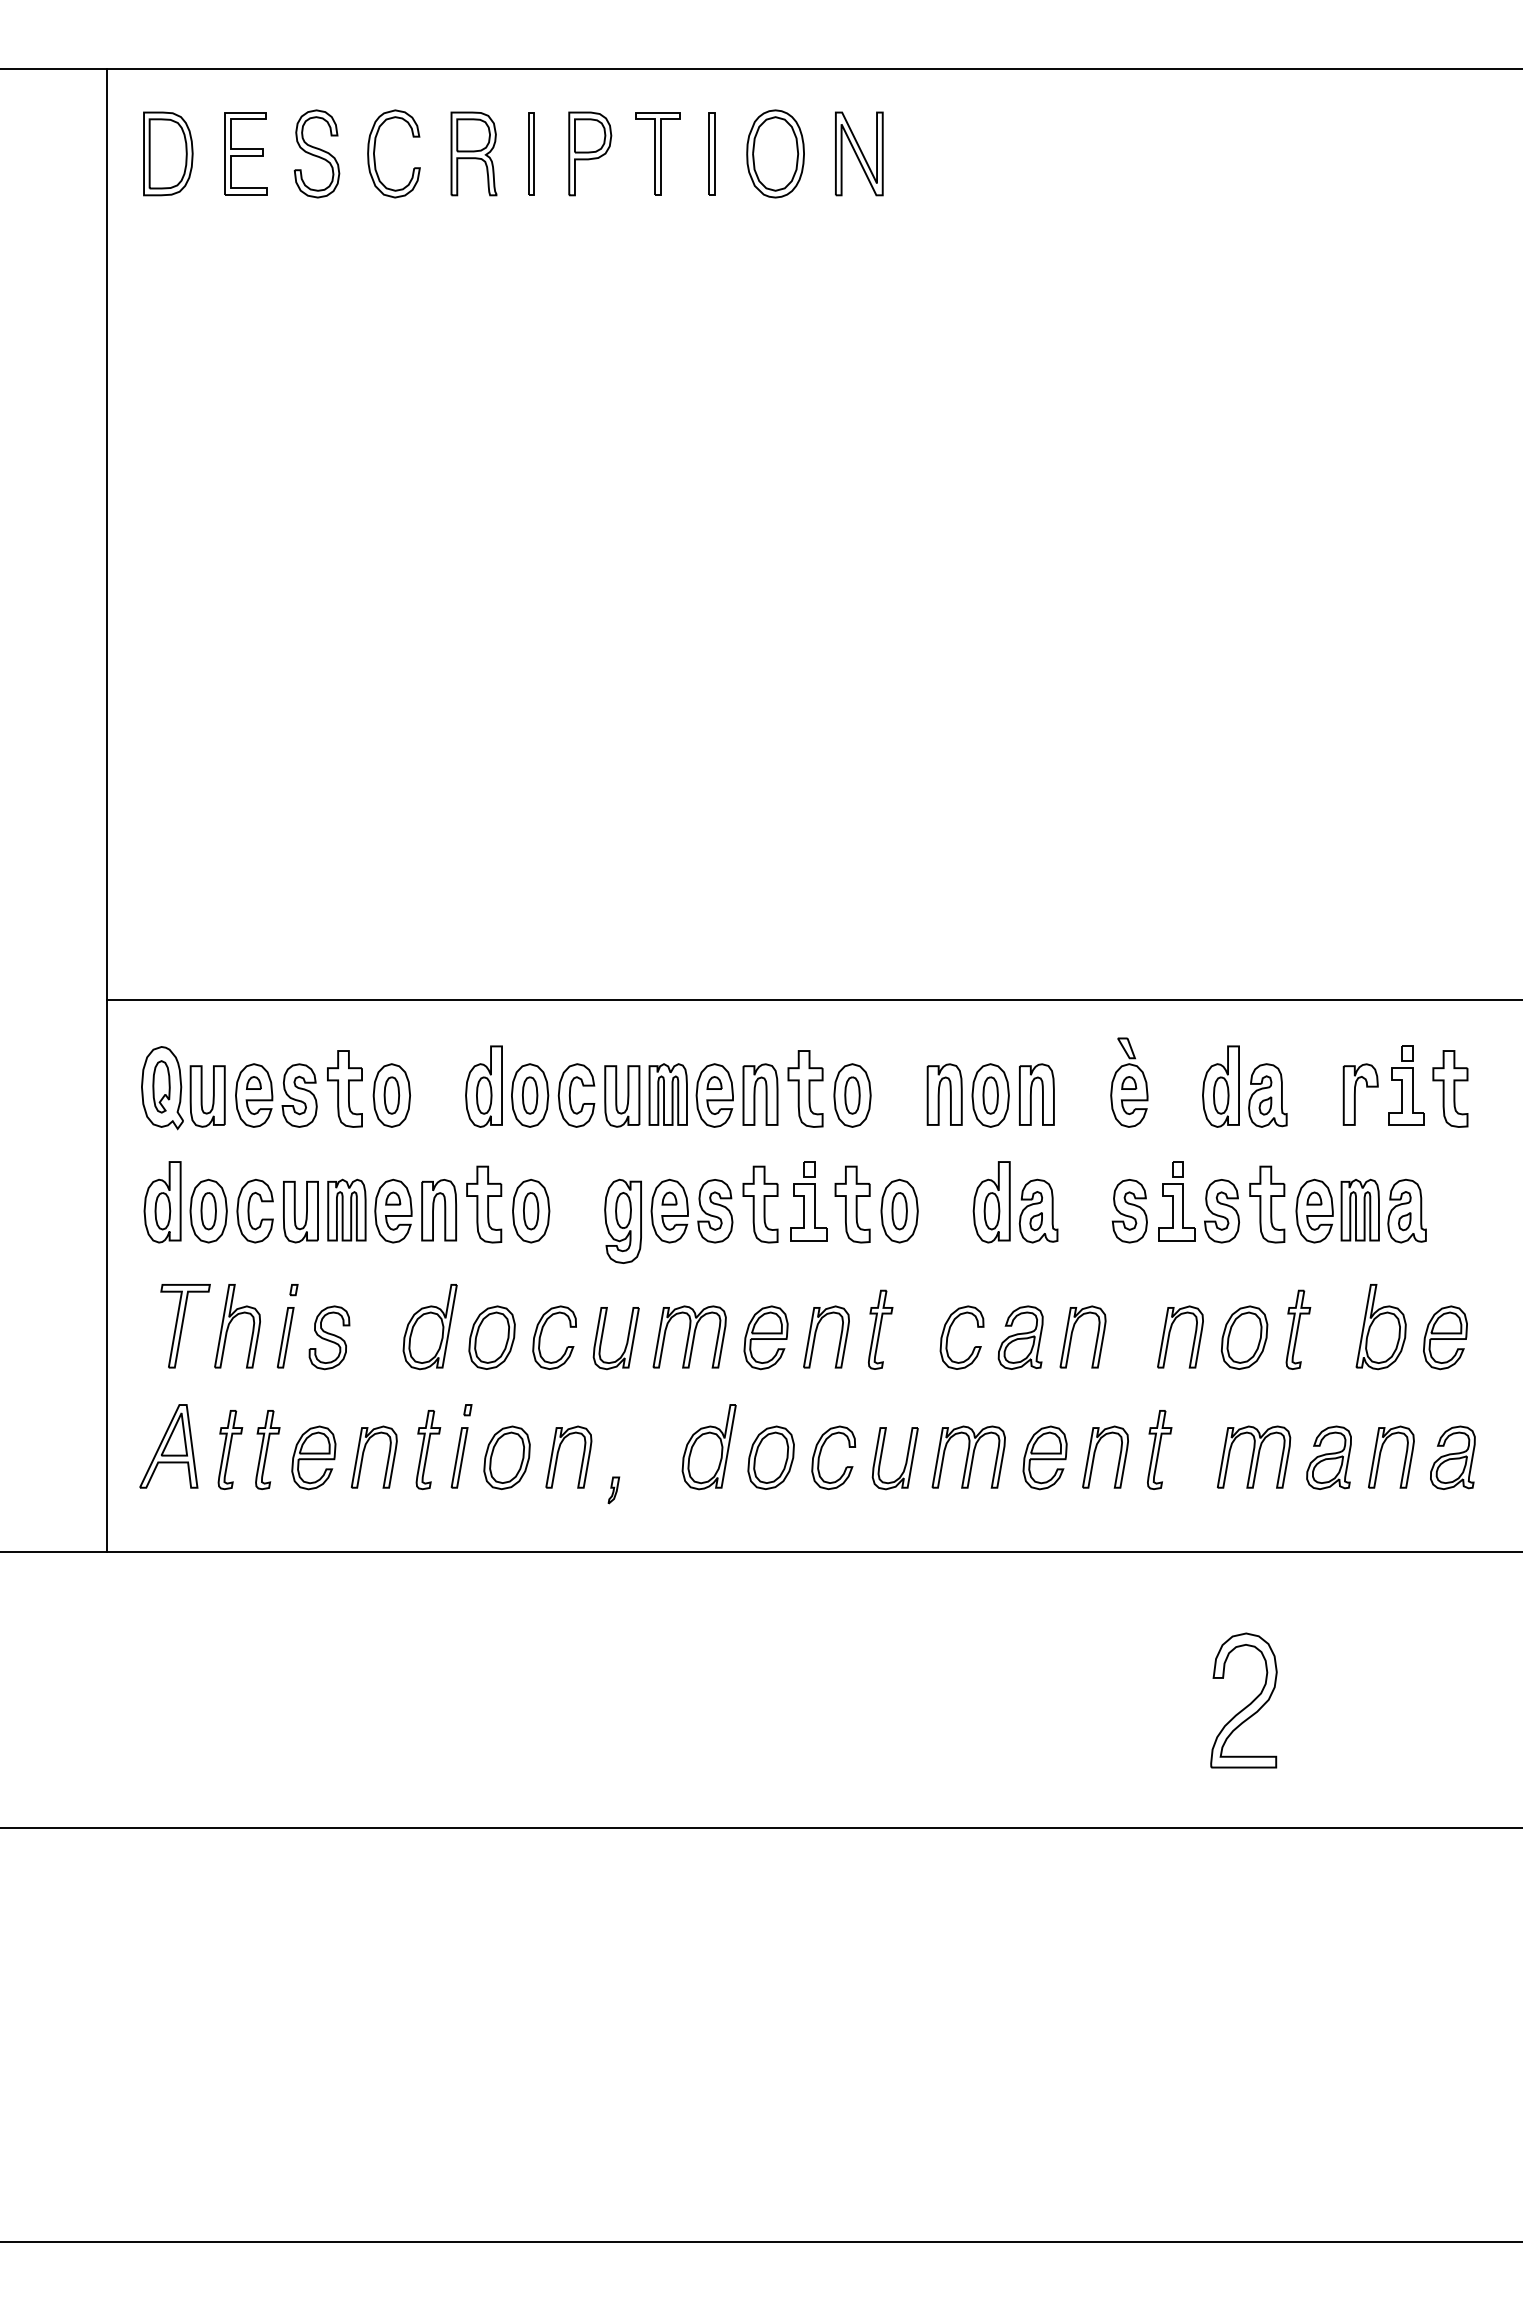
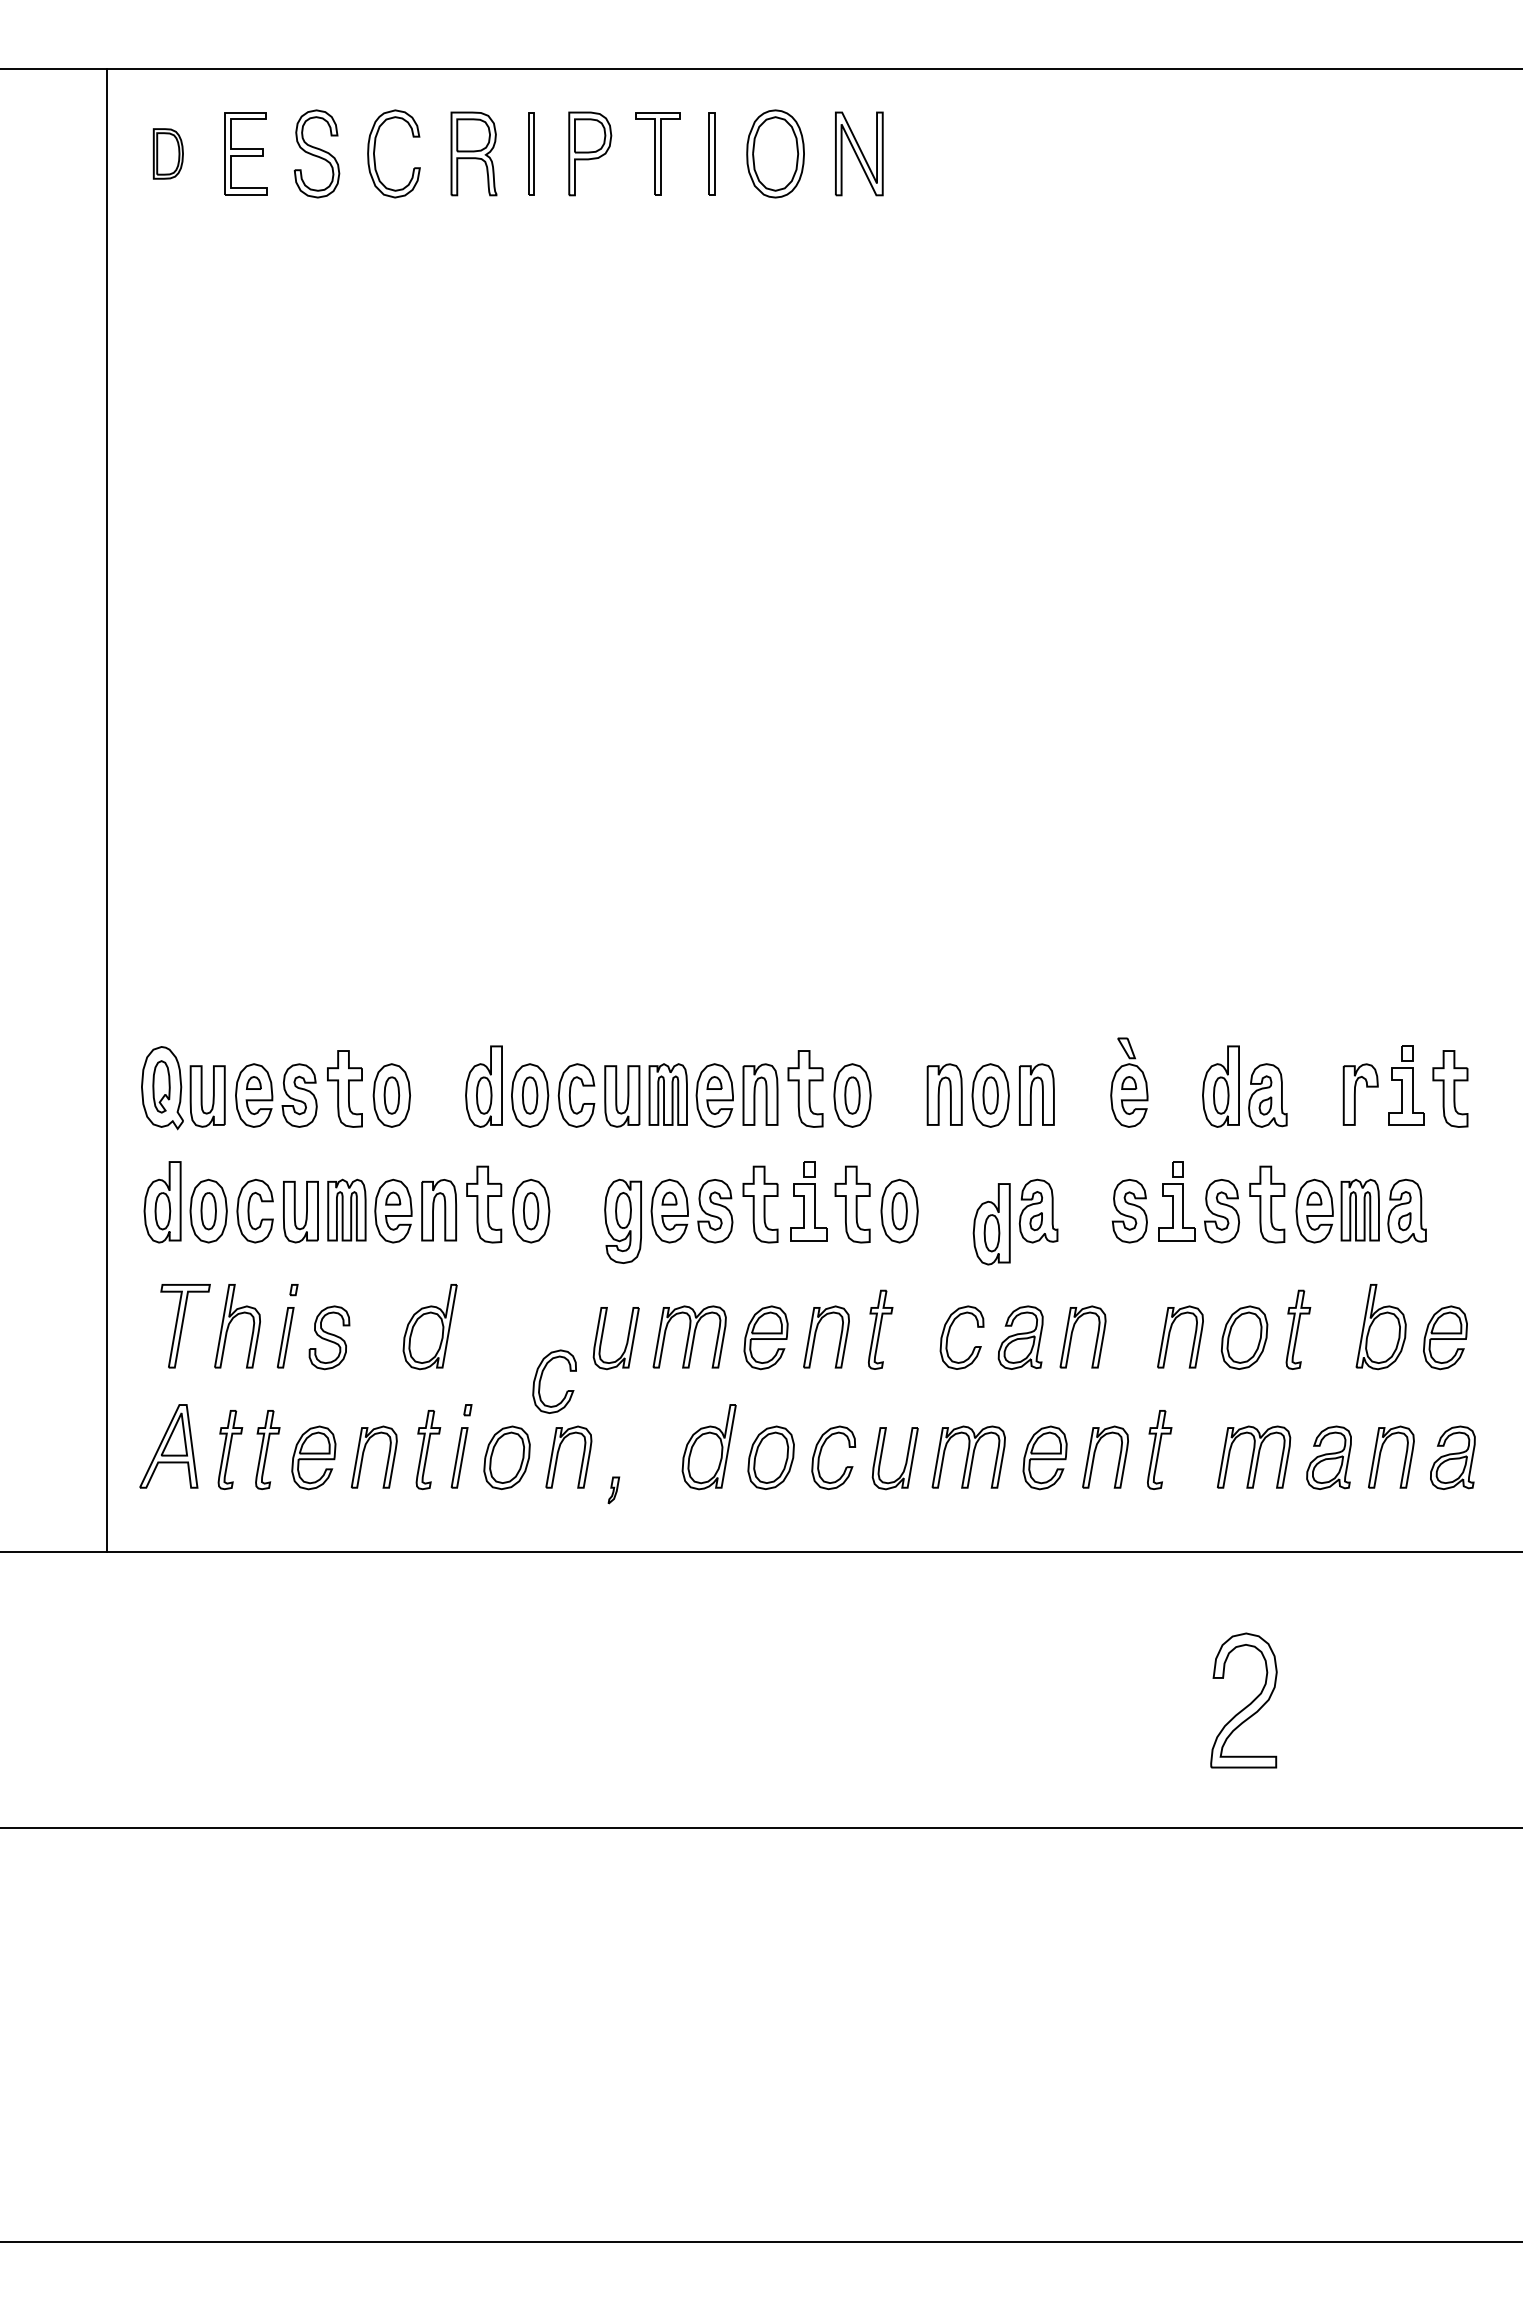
part size: 51x86 px -> 32x52 px (167, 153)
line: present -> none (812, 1000)
part position: (991, 1202) -> (991, 1224) (991, 1224)
part position: (542, 1332) -> (542, 1376) (542, 1376)
part: present -> none (491, 1337)
